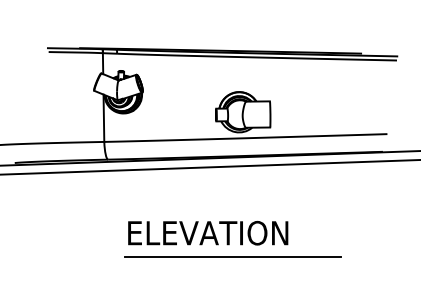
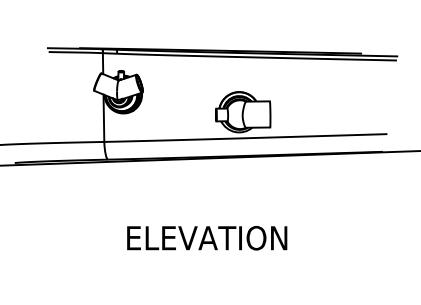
line: present -> none (209, 167)
text position: (208, 232) -> (207, 237) (207, 237)
line: present -> none (232, 256)
